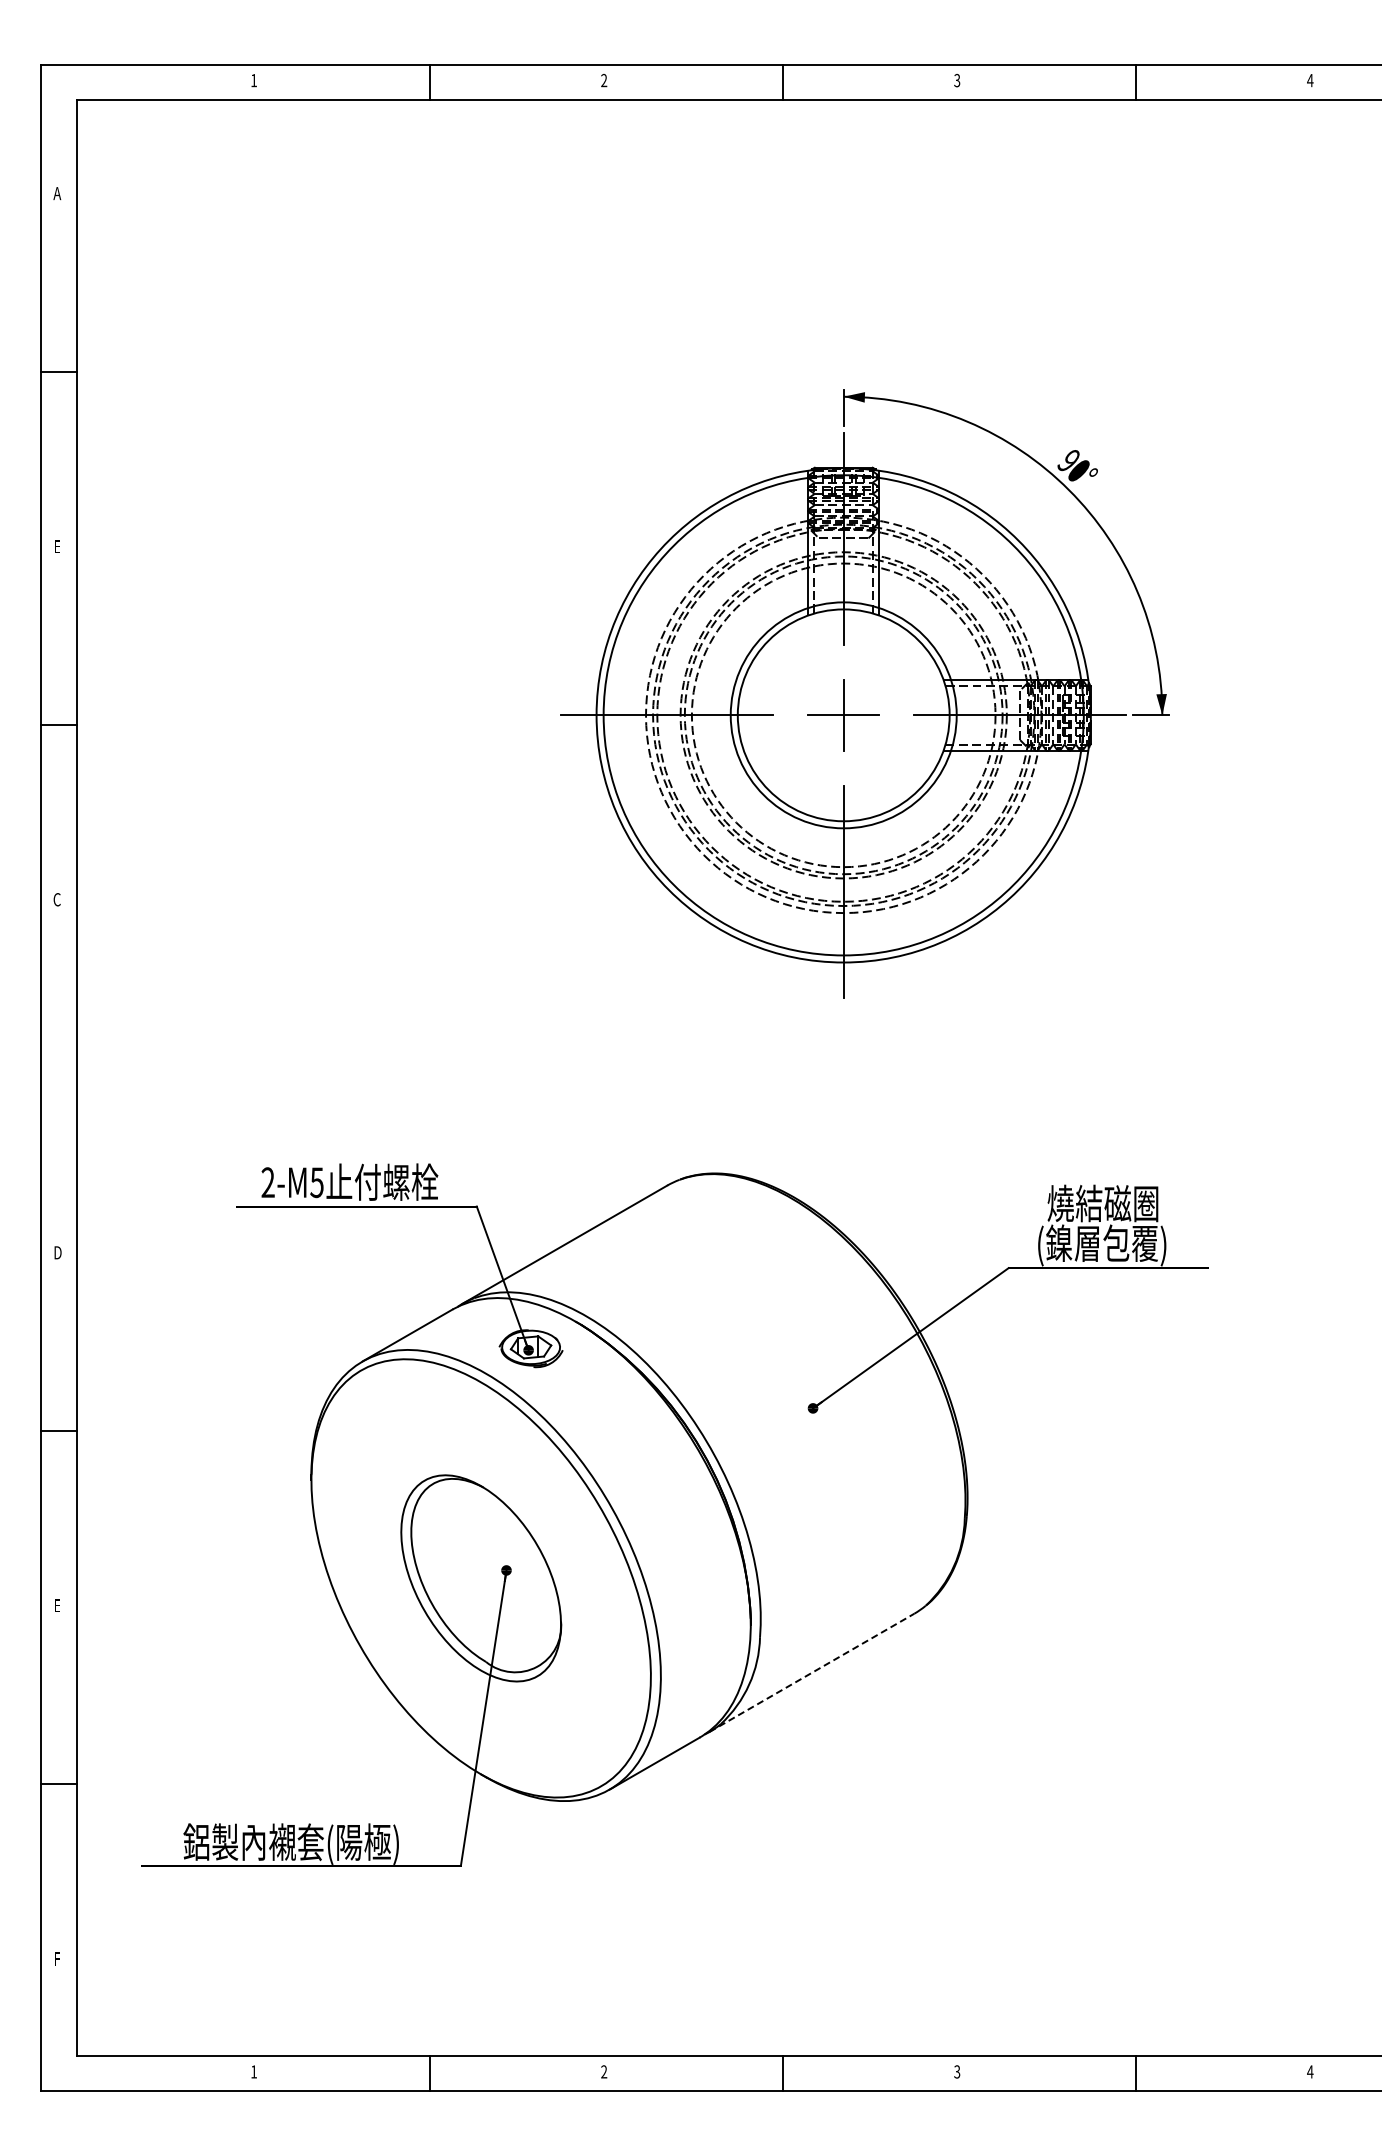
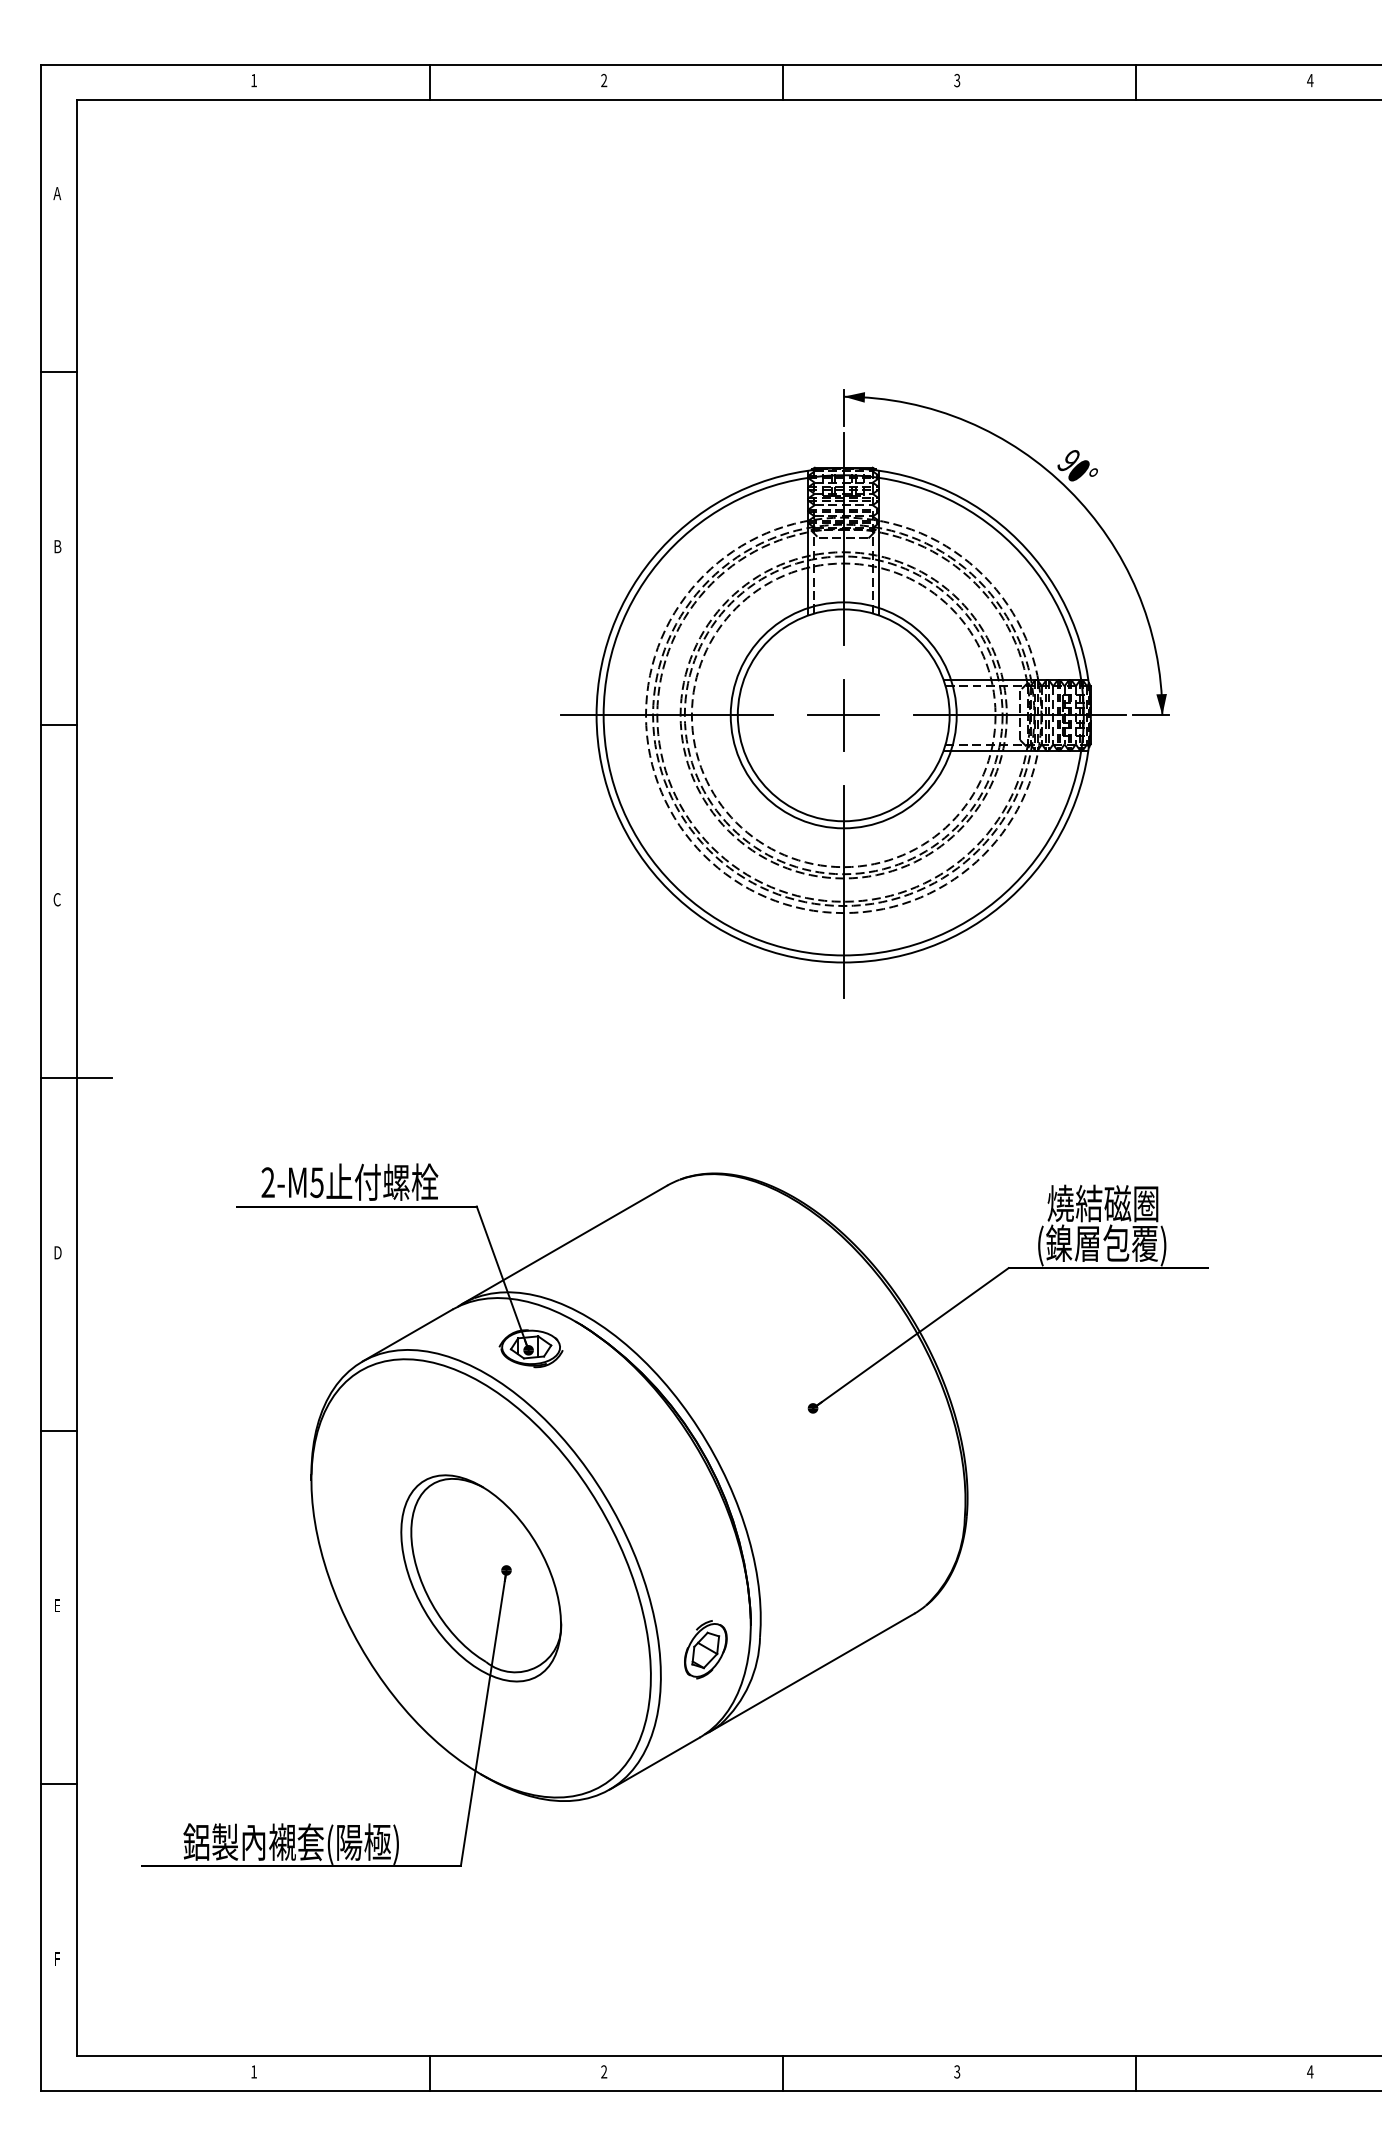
text: E -> B (57, 546)
line: none -> present (76, 1078)
part: none -> present (705, 1649)
line: dashed -> solid (812, 1672)
